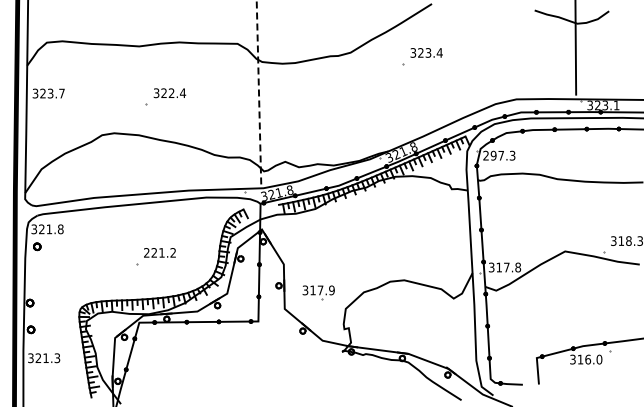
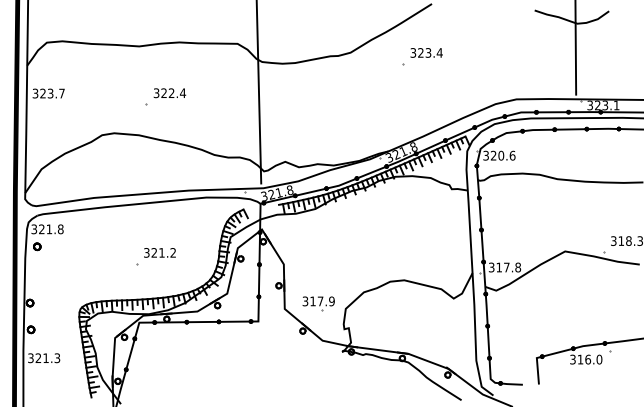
line: dashed -> solid (258, 92)
text: 297.3 -> 320.6 (499, 155)
text: 221.2 -> 321.2 (146, 252)
part position: (318, 292) -> (318, 303) (318, 303)
